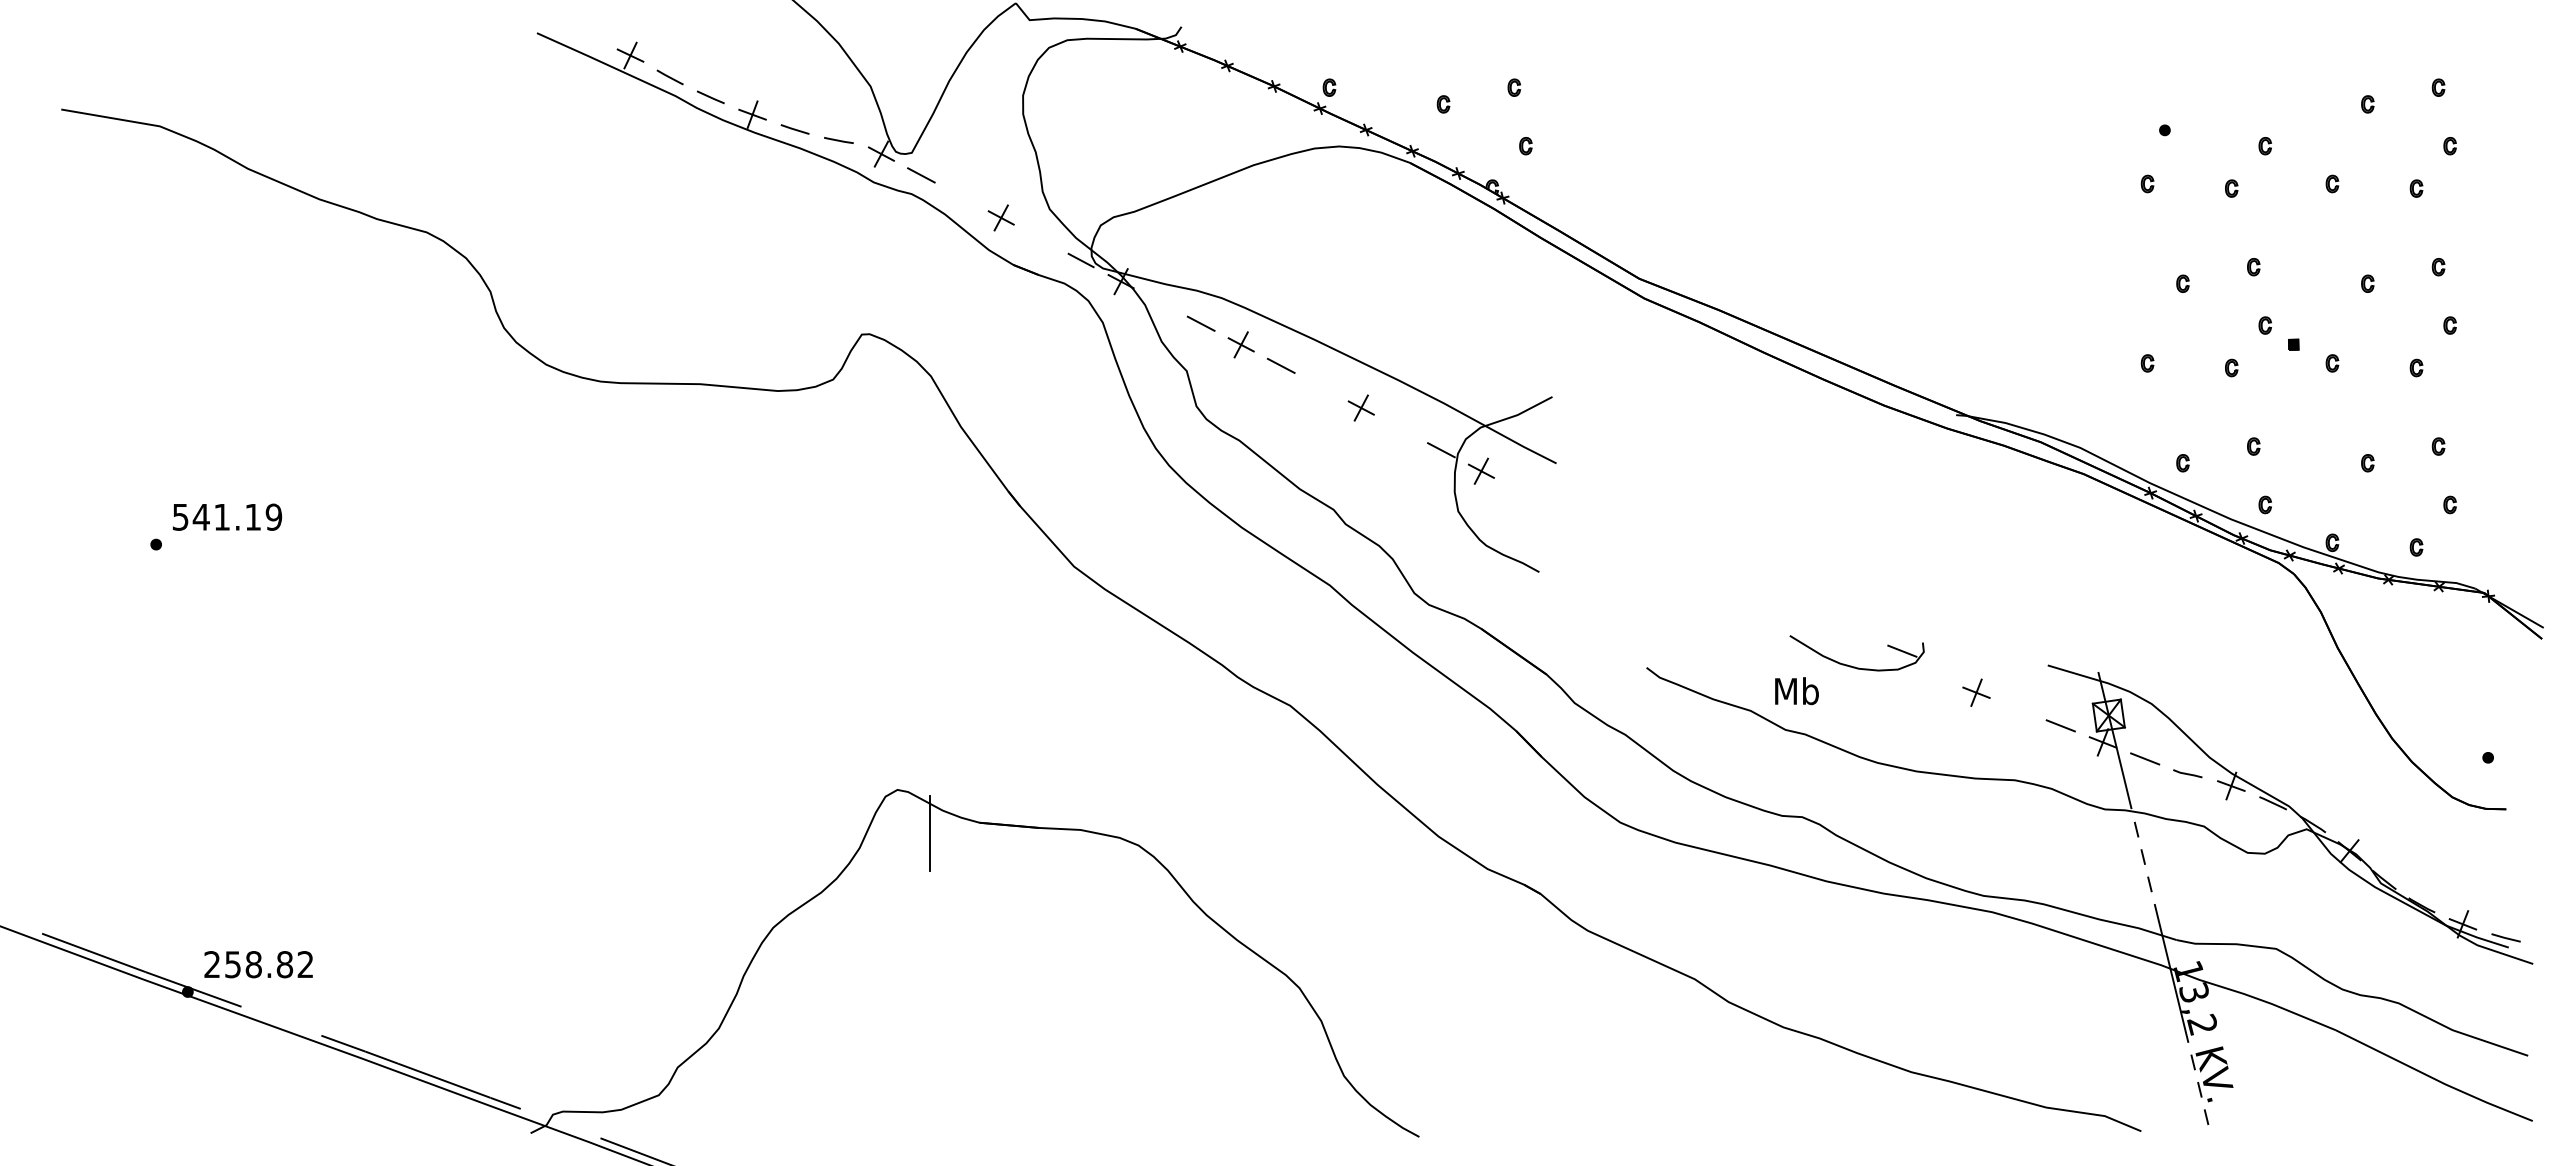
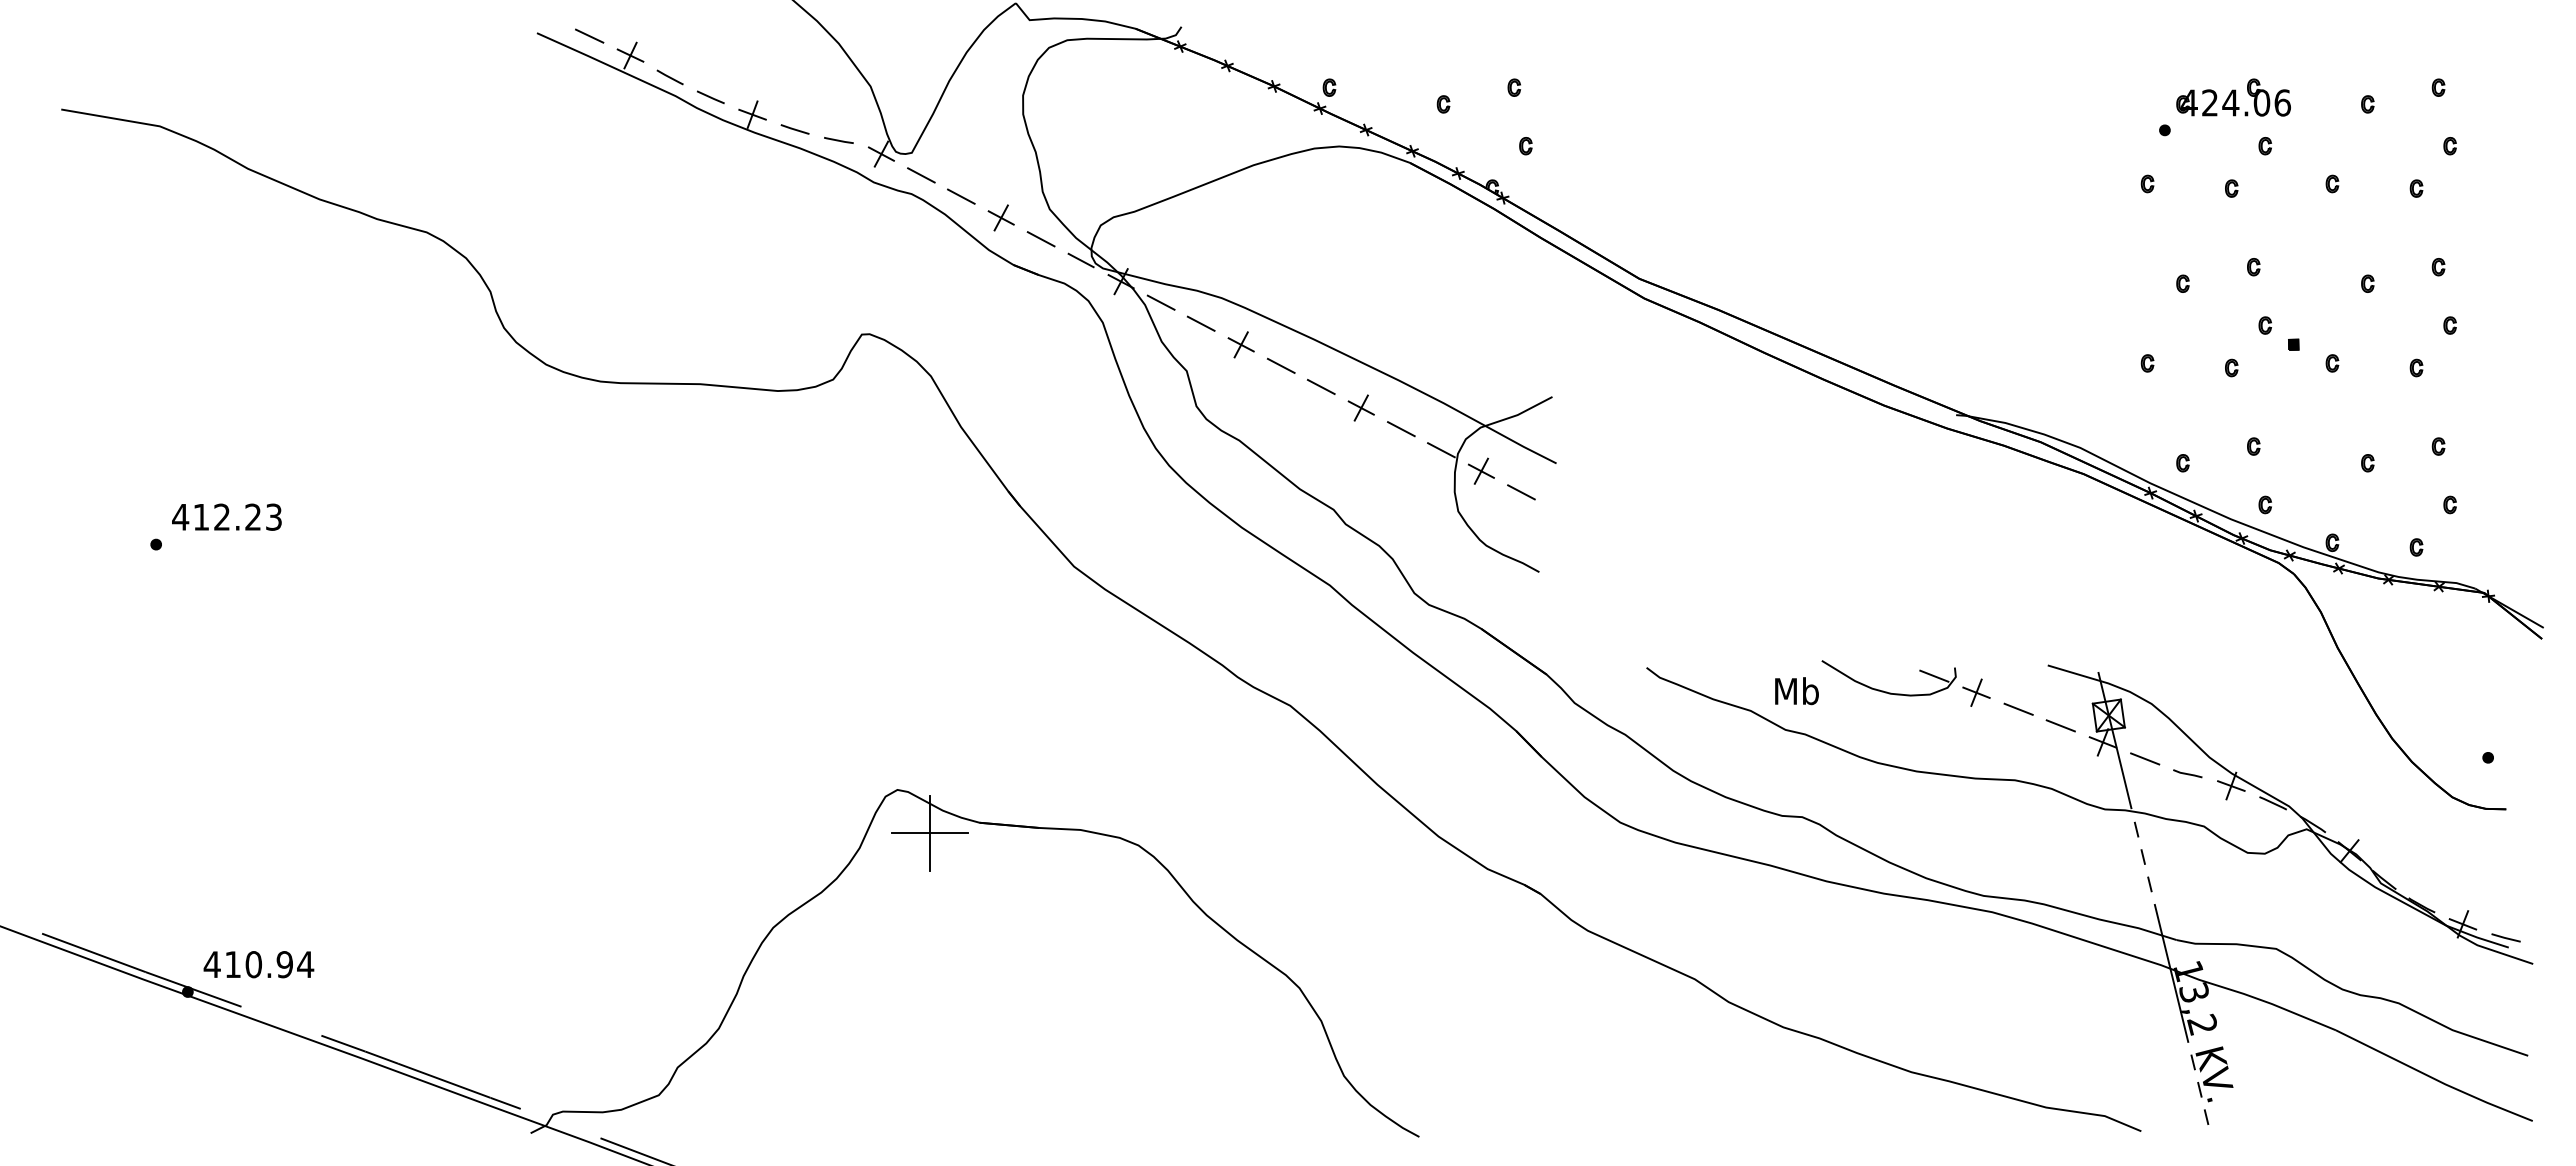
line: none -> present (589, 35)
part: none -> present (2233, 97)
line: none -> present (961, 196)
line: none -> present (1040, 239)
line: none -> present (1160, 302)
line: none -> present (1320, 386)
line: none -> present (1401, 429)
line: none -> present (1521, 492)
text: 541.19 -> 412.23 (227, 516)
part position: (1851, 665) -> (1883, 690) (1883, 690)
line: none -> present (2018, 708)
line: none -> present (929, 833)
text: 258.82 -> 410.94 (258, 964)
